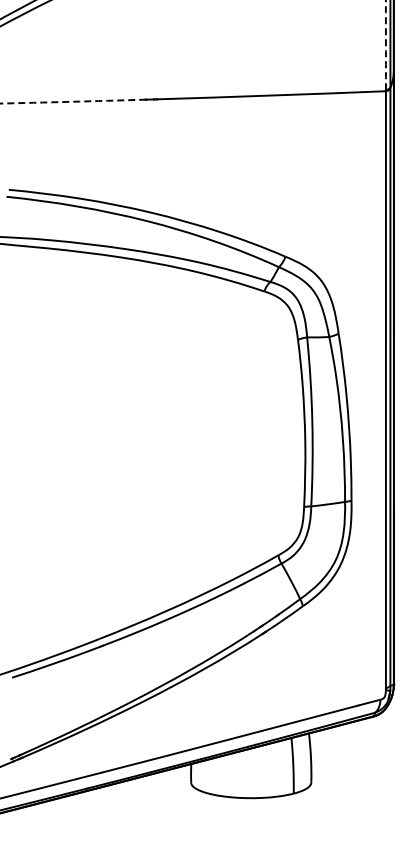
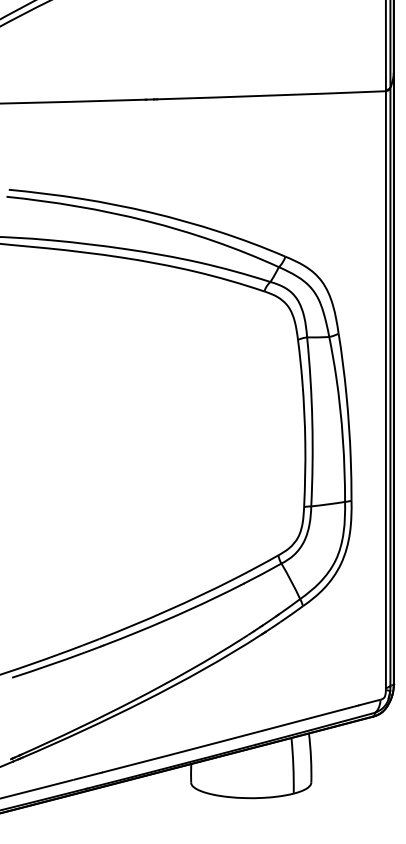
arc: dashed -> solid (385, 44)
arc: dashed -> solid (72, 101)
